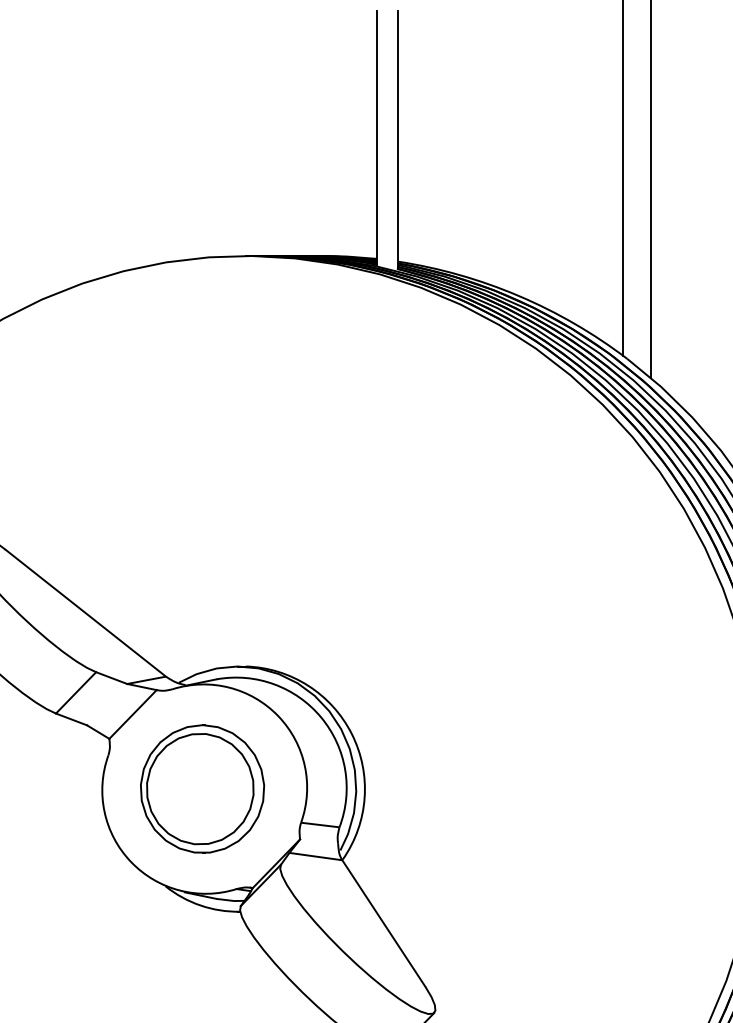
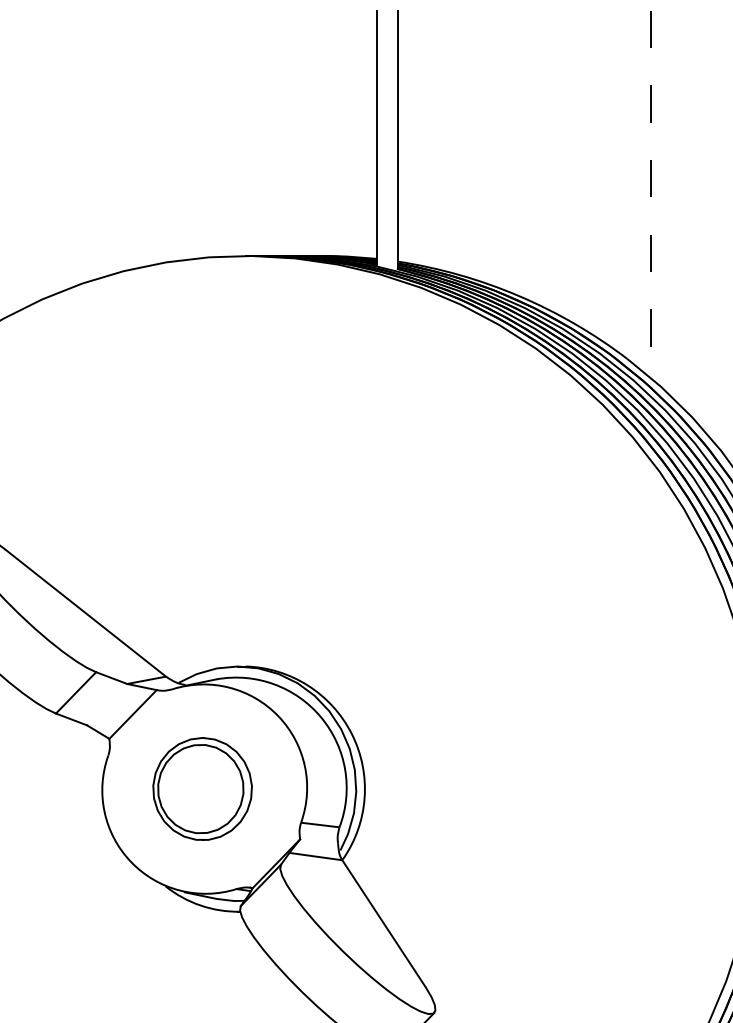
line: present -> none (623, 178)
line: solid -> dashed (651, 189)
part size: 126x130 px -> 101x104 px (202, 788)
